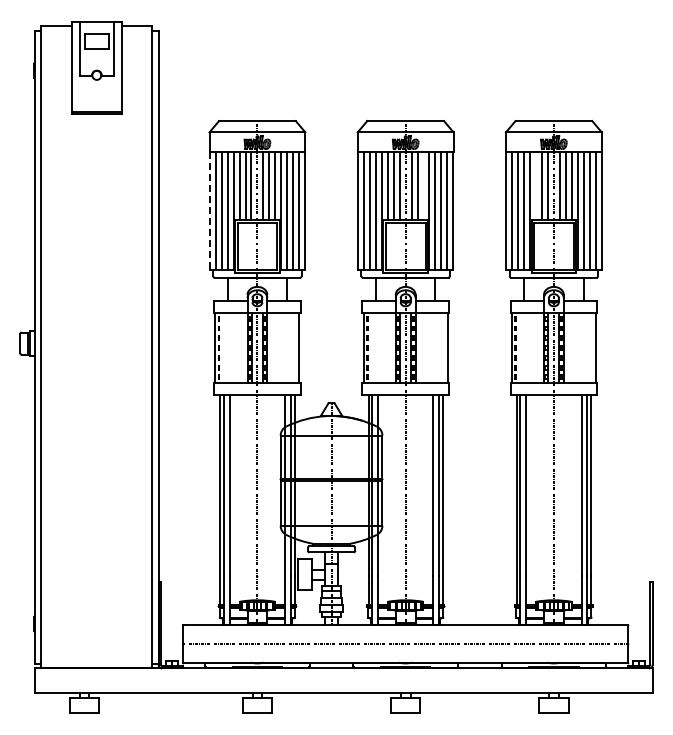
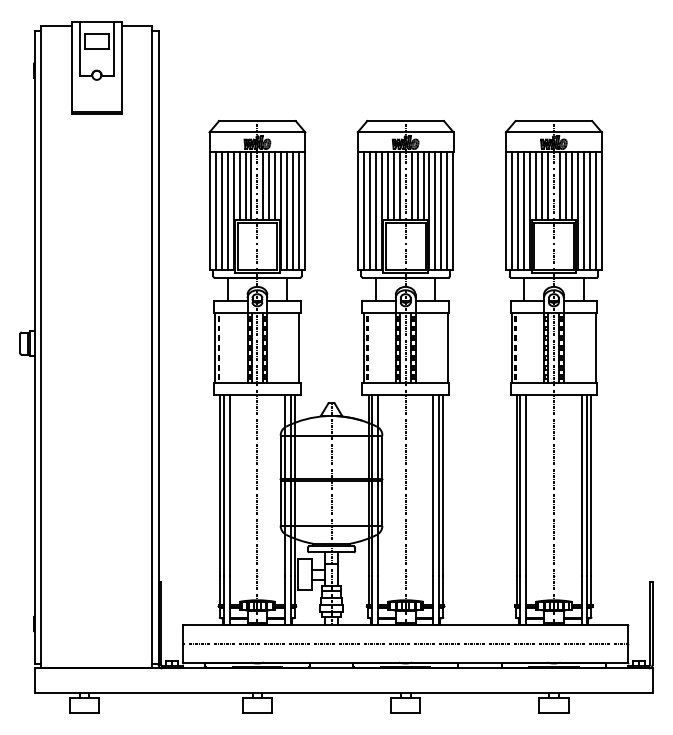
line: none -> present (423, 185)
line: none -> present (536, 185)
line: dashed -> solid (209, 211)
